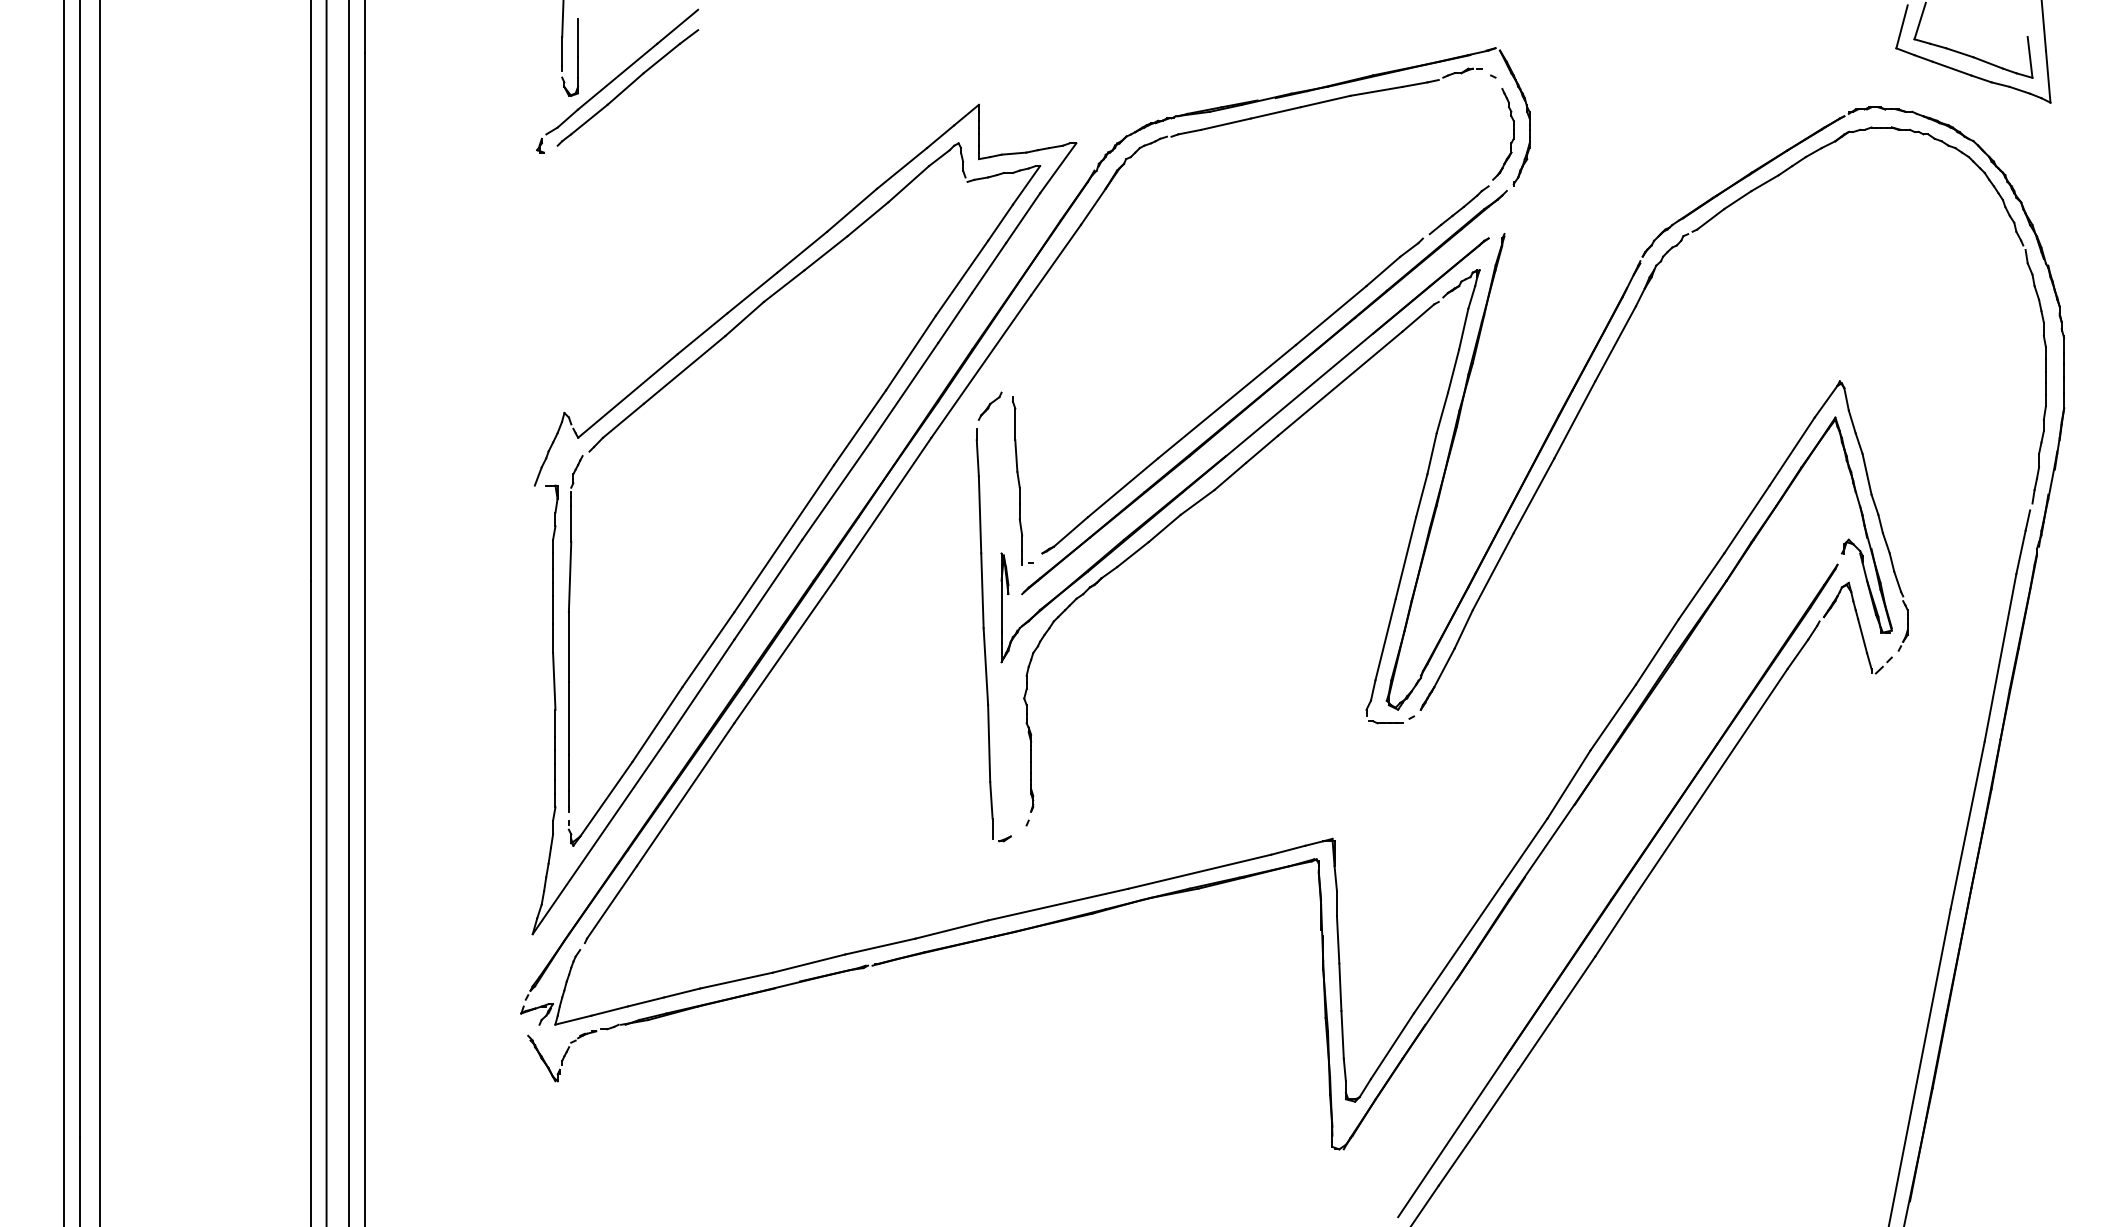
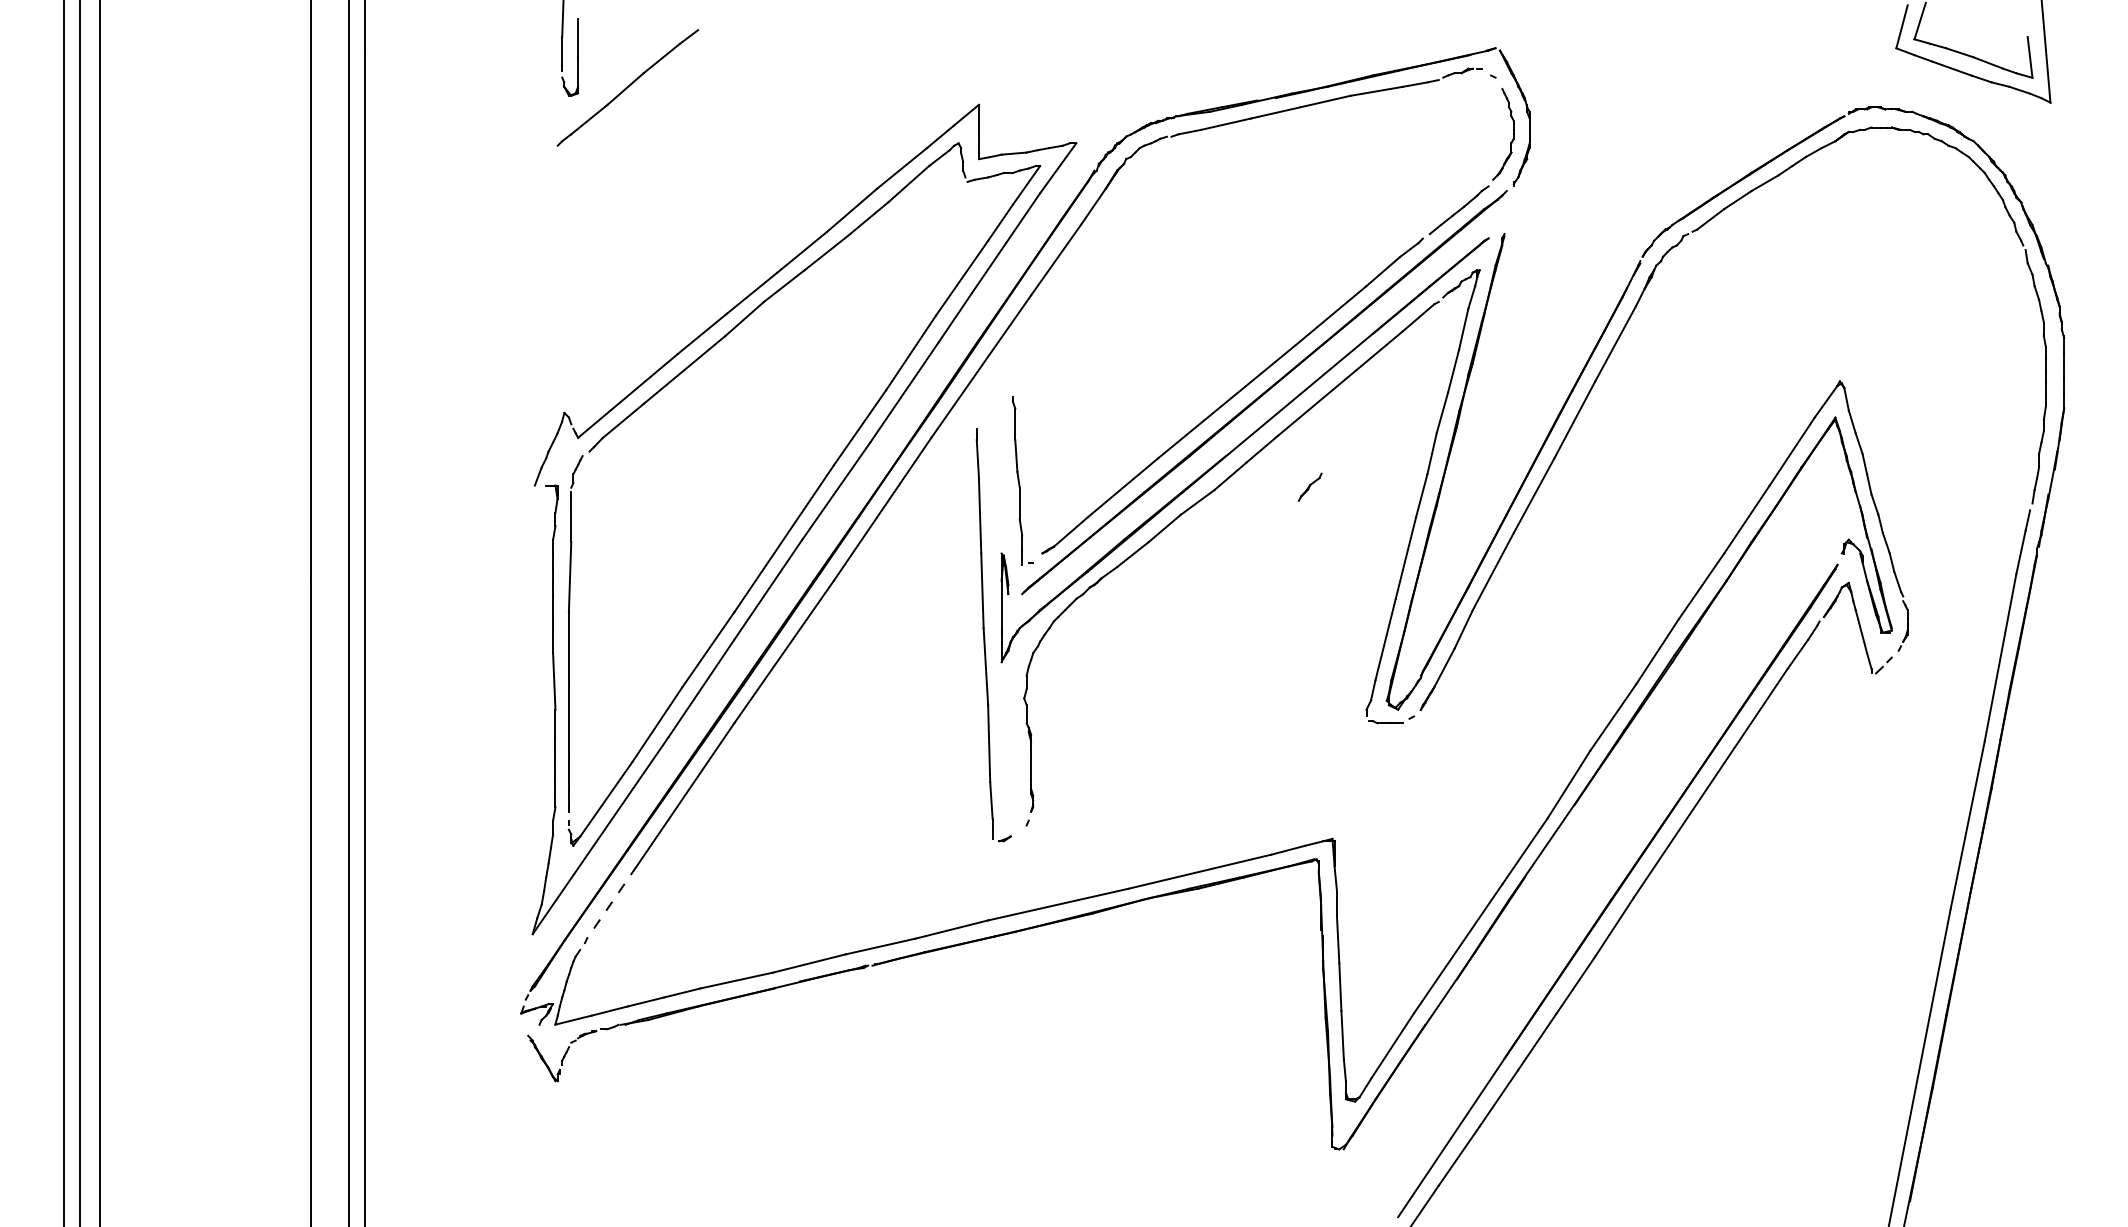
part: present -> none (617, 80)
part position: (989, 405) -> (1309, 486) (1309, 486)
line: present -> none (326, 612)
line: solid -> dashed (611, 902)
